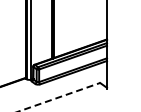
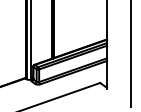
line: none -> present (131, 54)
line: dashed -> solid (58, 97)
